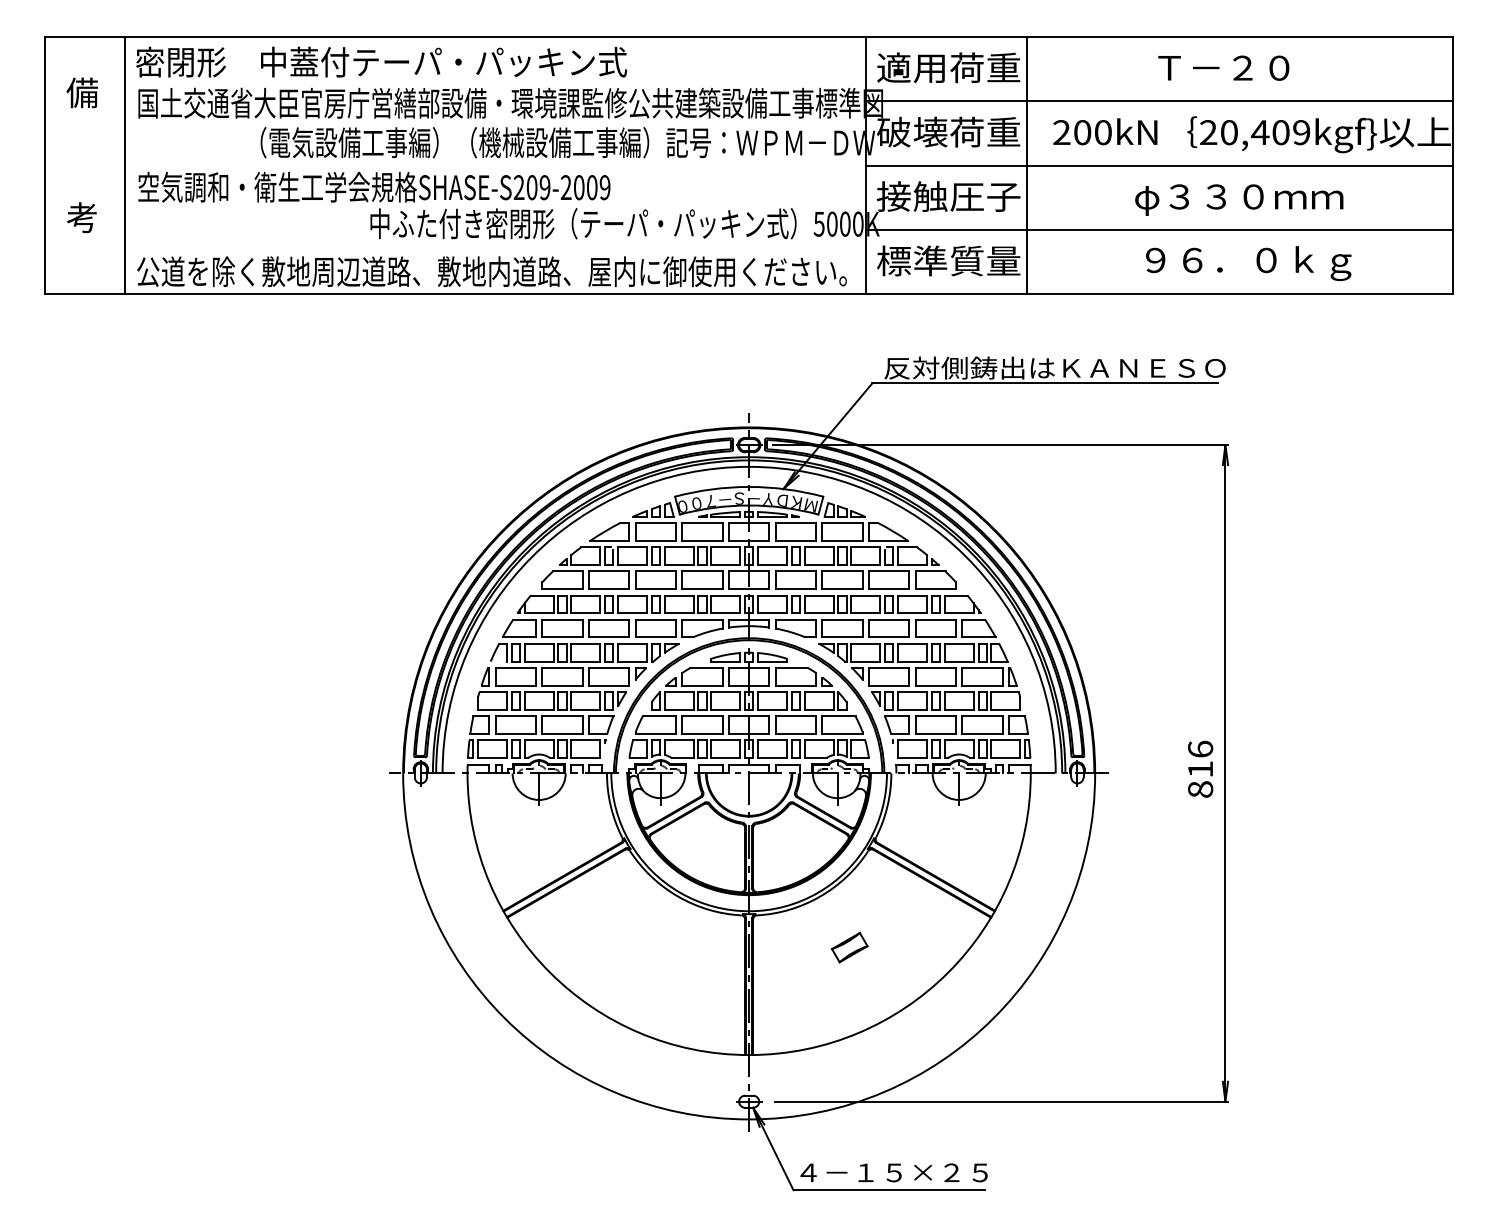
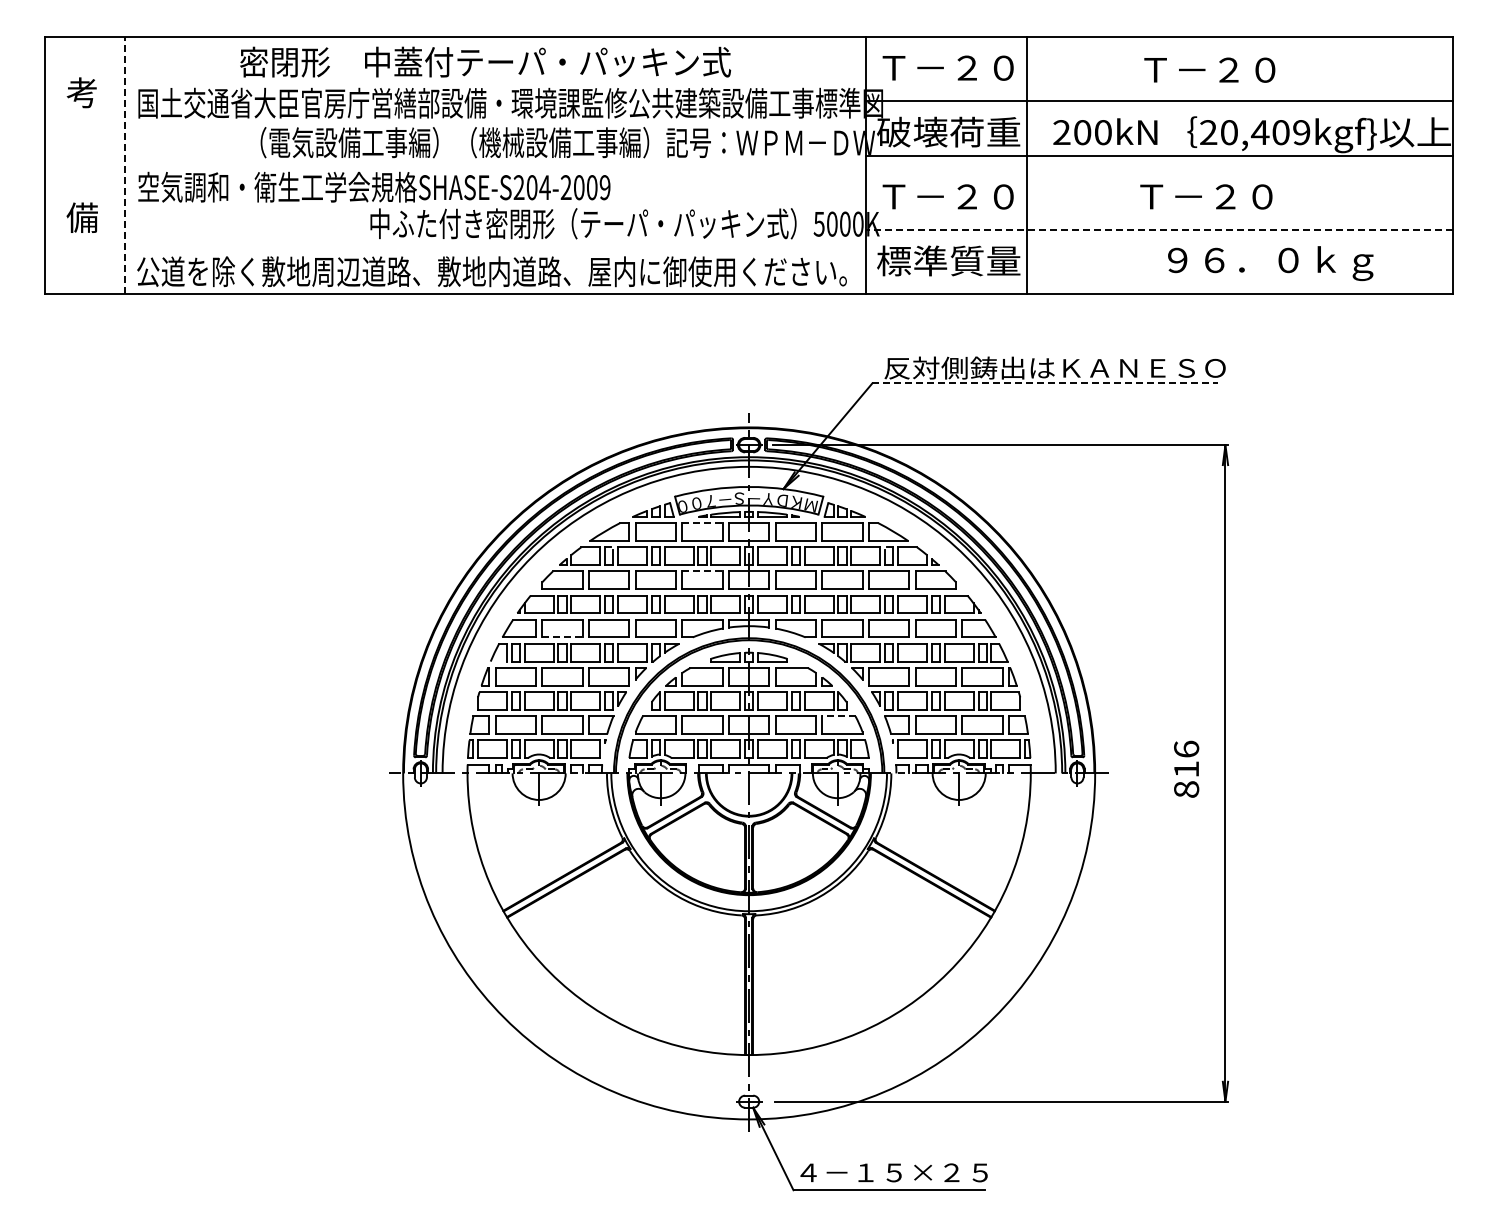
text position: (381, 61) -> (485, 61) (485, 61)
text: 適用荷重 -> Ｔ－２０ (948, 67)
text position: (1223, 67) -> (1209, 69) (1209, 69)
text: 備 -> 考 (81, 92)
line: solid -> dashed (125, 165)
line position: (1159, 165) -> (1159, 155) (1159, 155)
text: SHASE-S209-2009 -> SHASE-S204-2009 (544, 187)
text: 接触圧子 -> Ｔ－２０ (948, 196)
text: φ３３０ｍｍ -> Ｔ－２０ (1239, 199)
text: 考 -> 備 (81, 217)
line: solid -> dashed (1159, 229)
text position: (1248, 263) -> (1270, 263) (1270, 263)
line: solid -> dashed (1045, 383)
line: solid -> dashed (702, 523)
line: solid -> dashed (702, 571)
line: solid -> dashed (562, 637)
line: solid -> dashed (838, 716)
text position: (1200, 768) -> (1186, 768) (1186, 768)
part: present -> none (849, 947)
